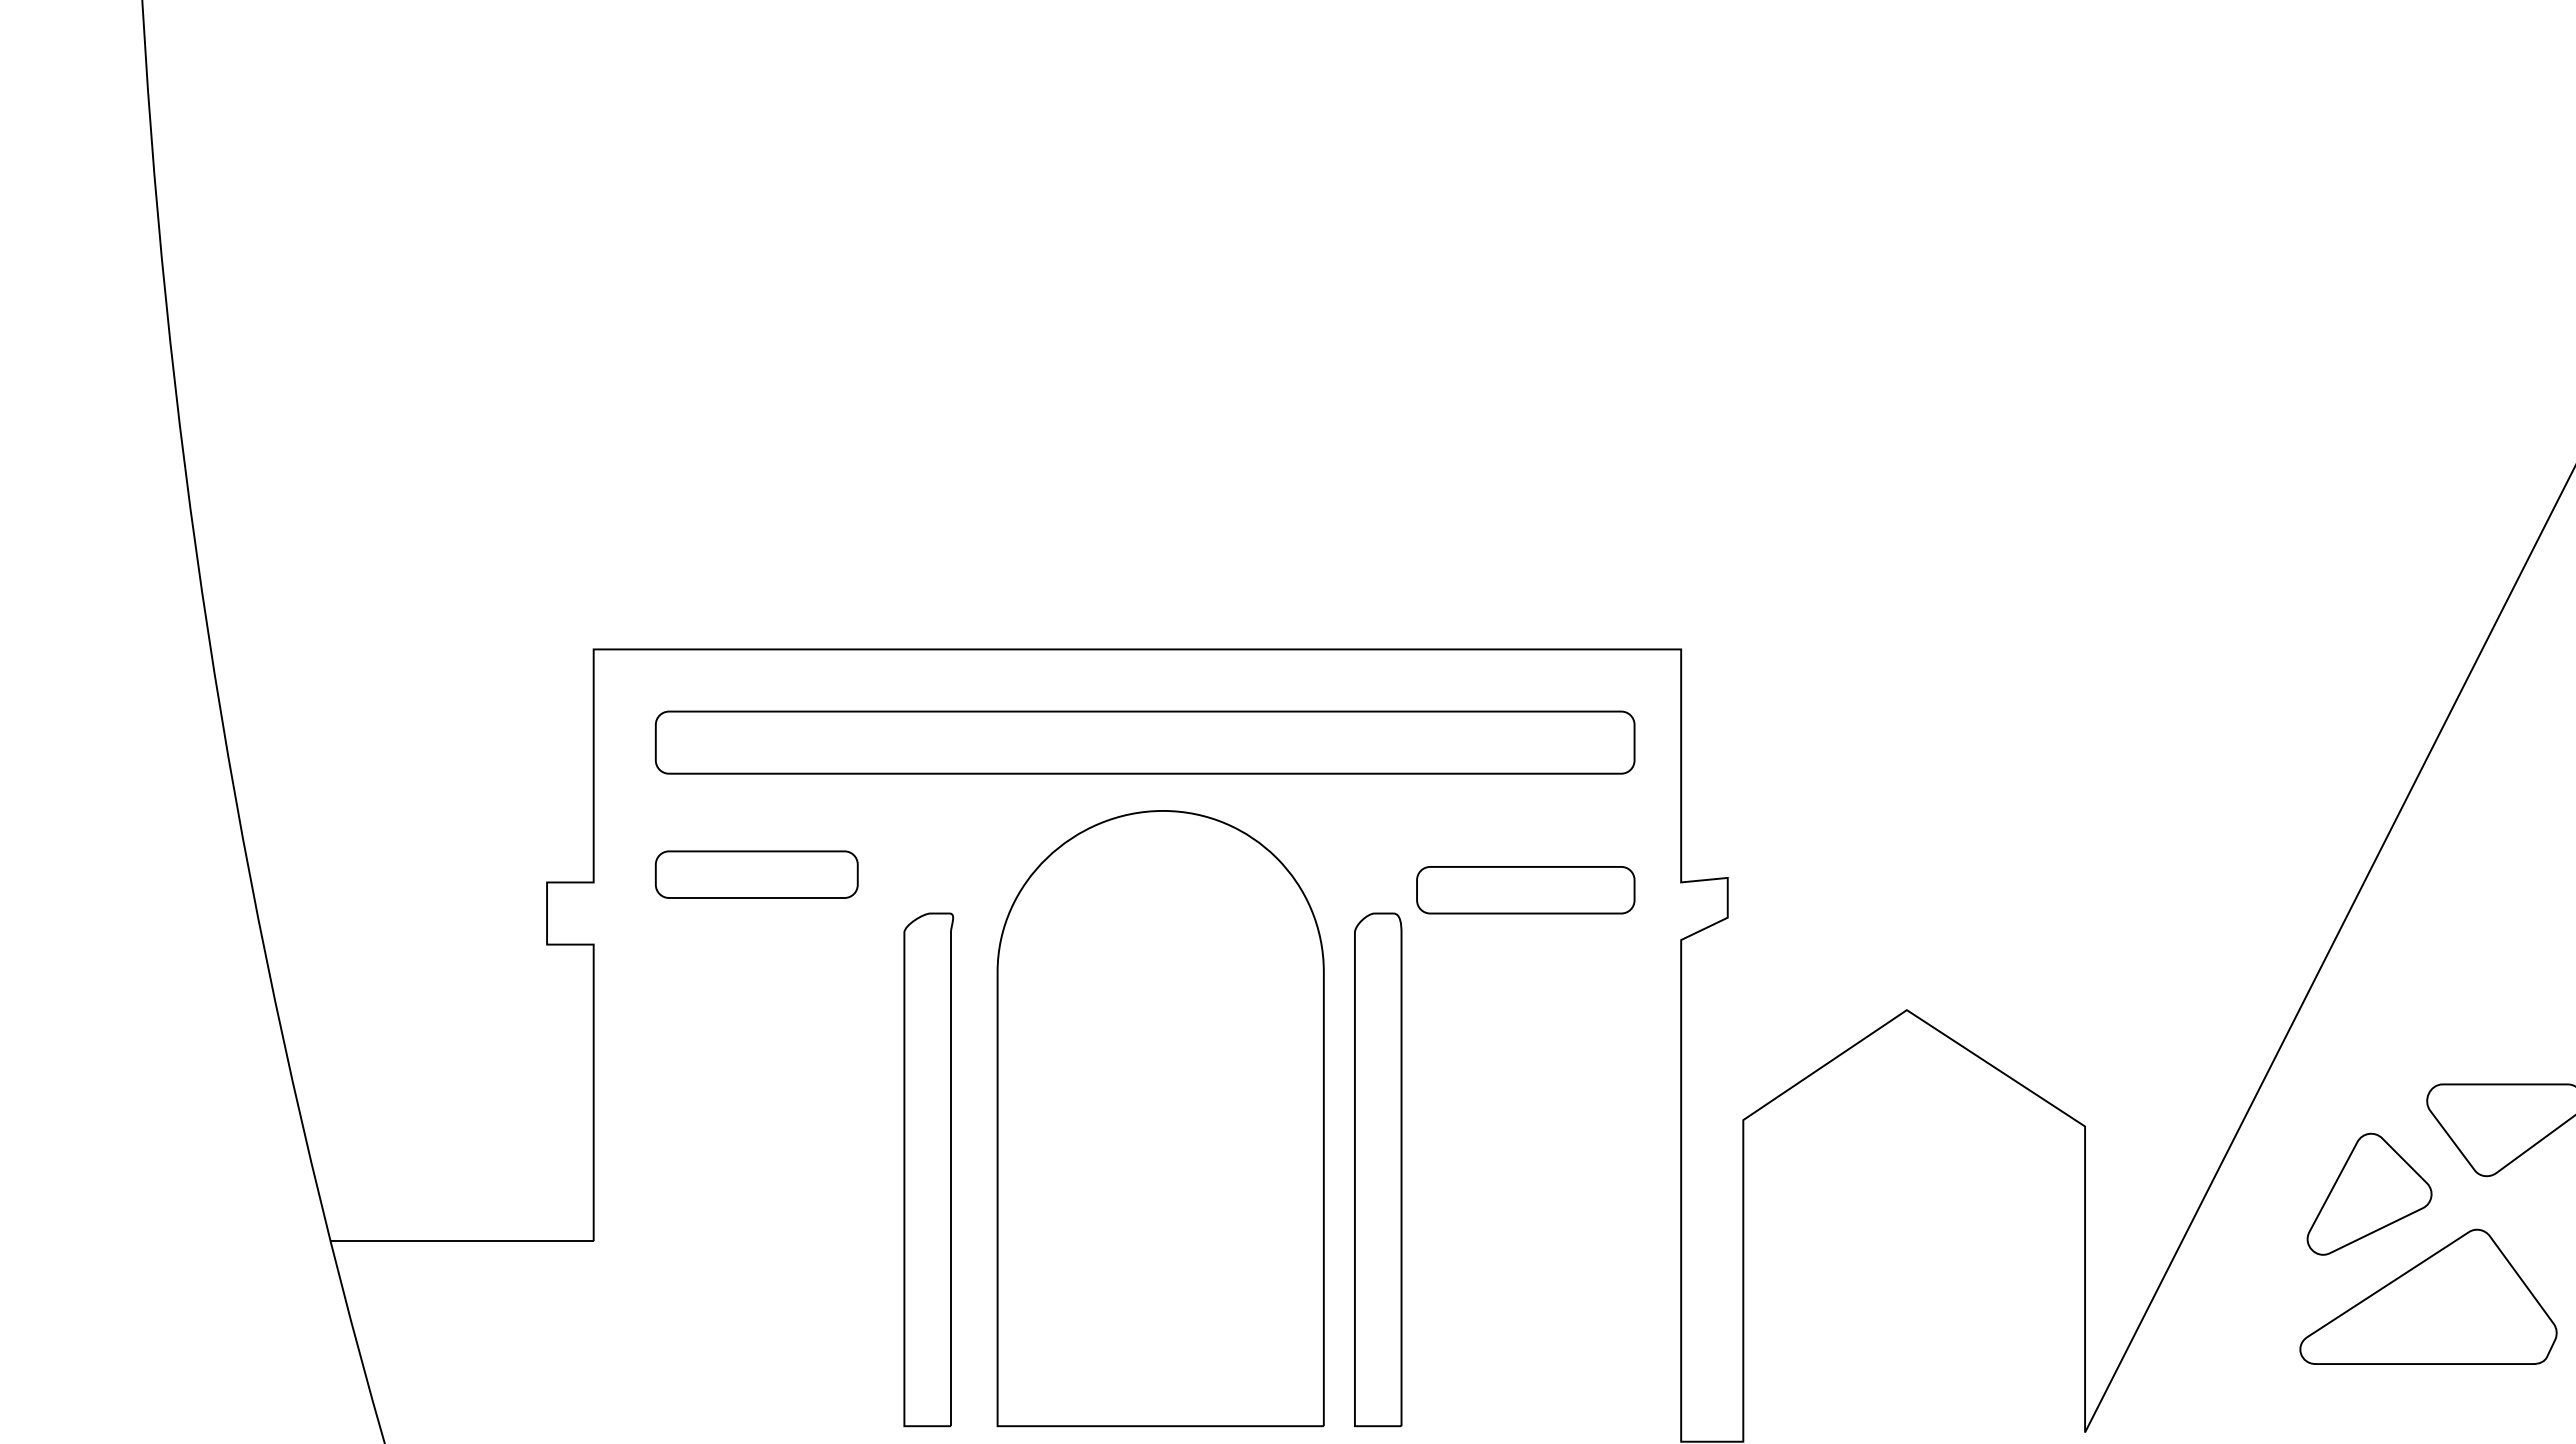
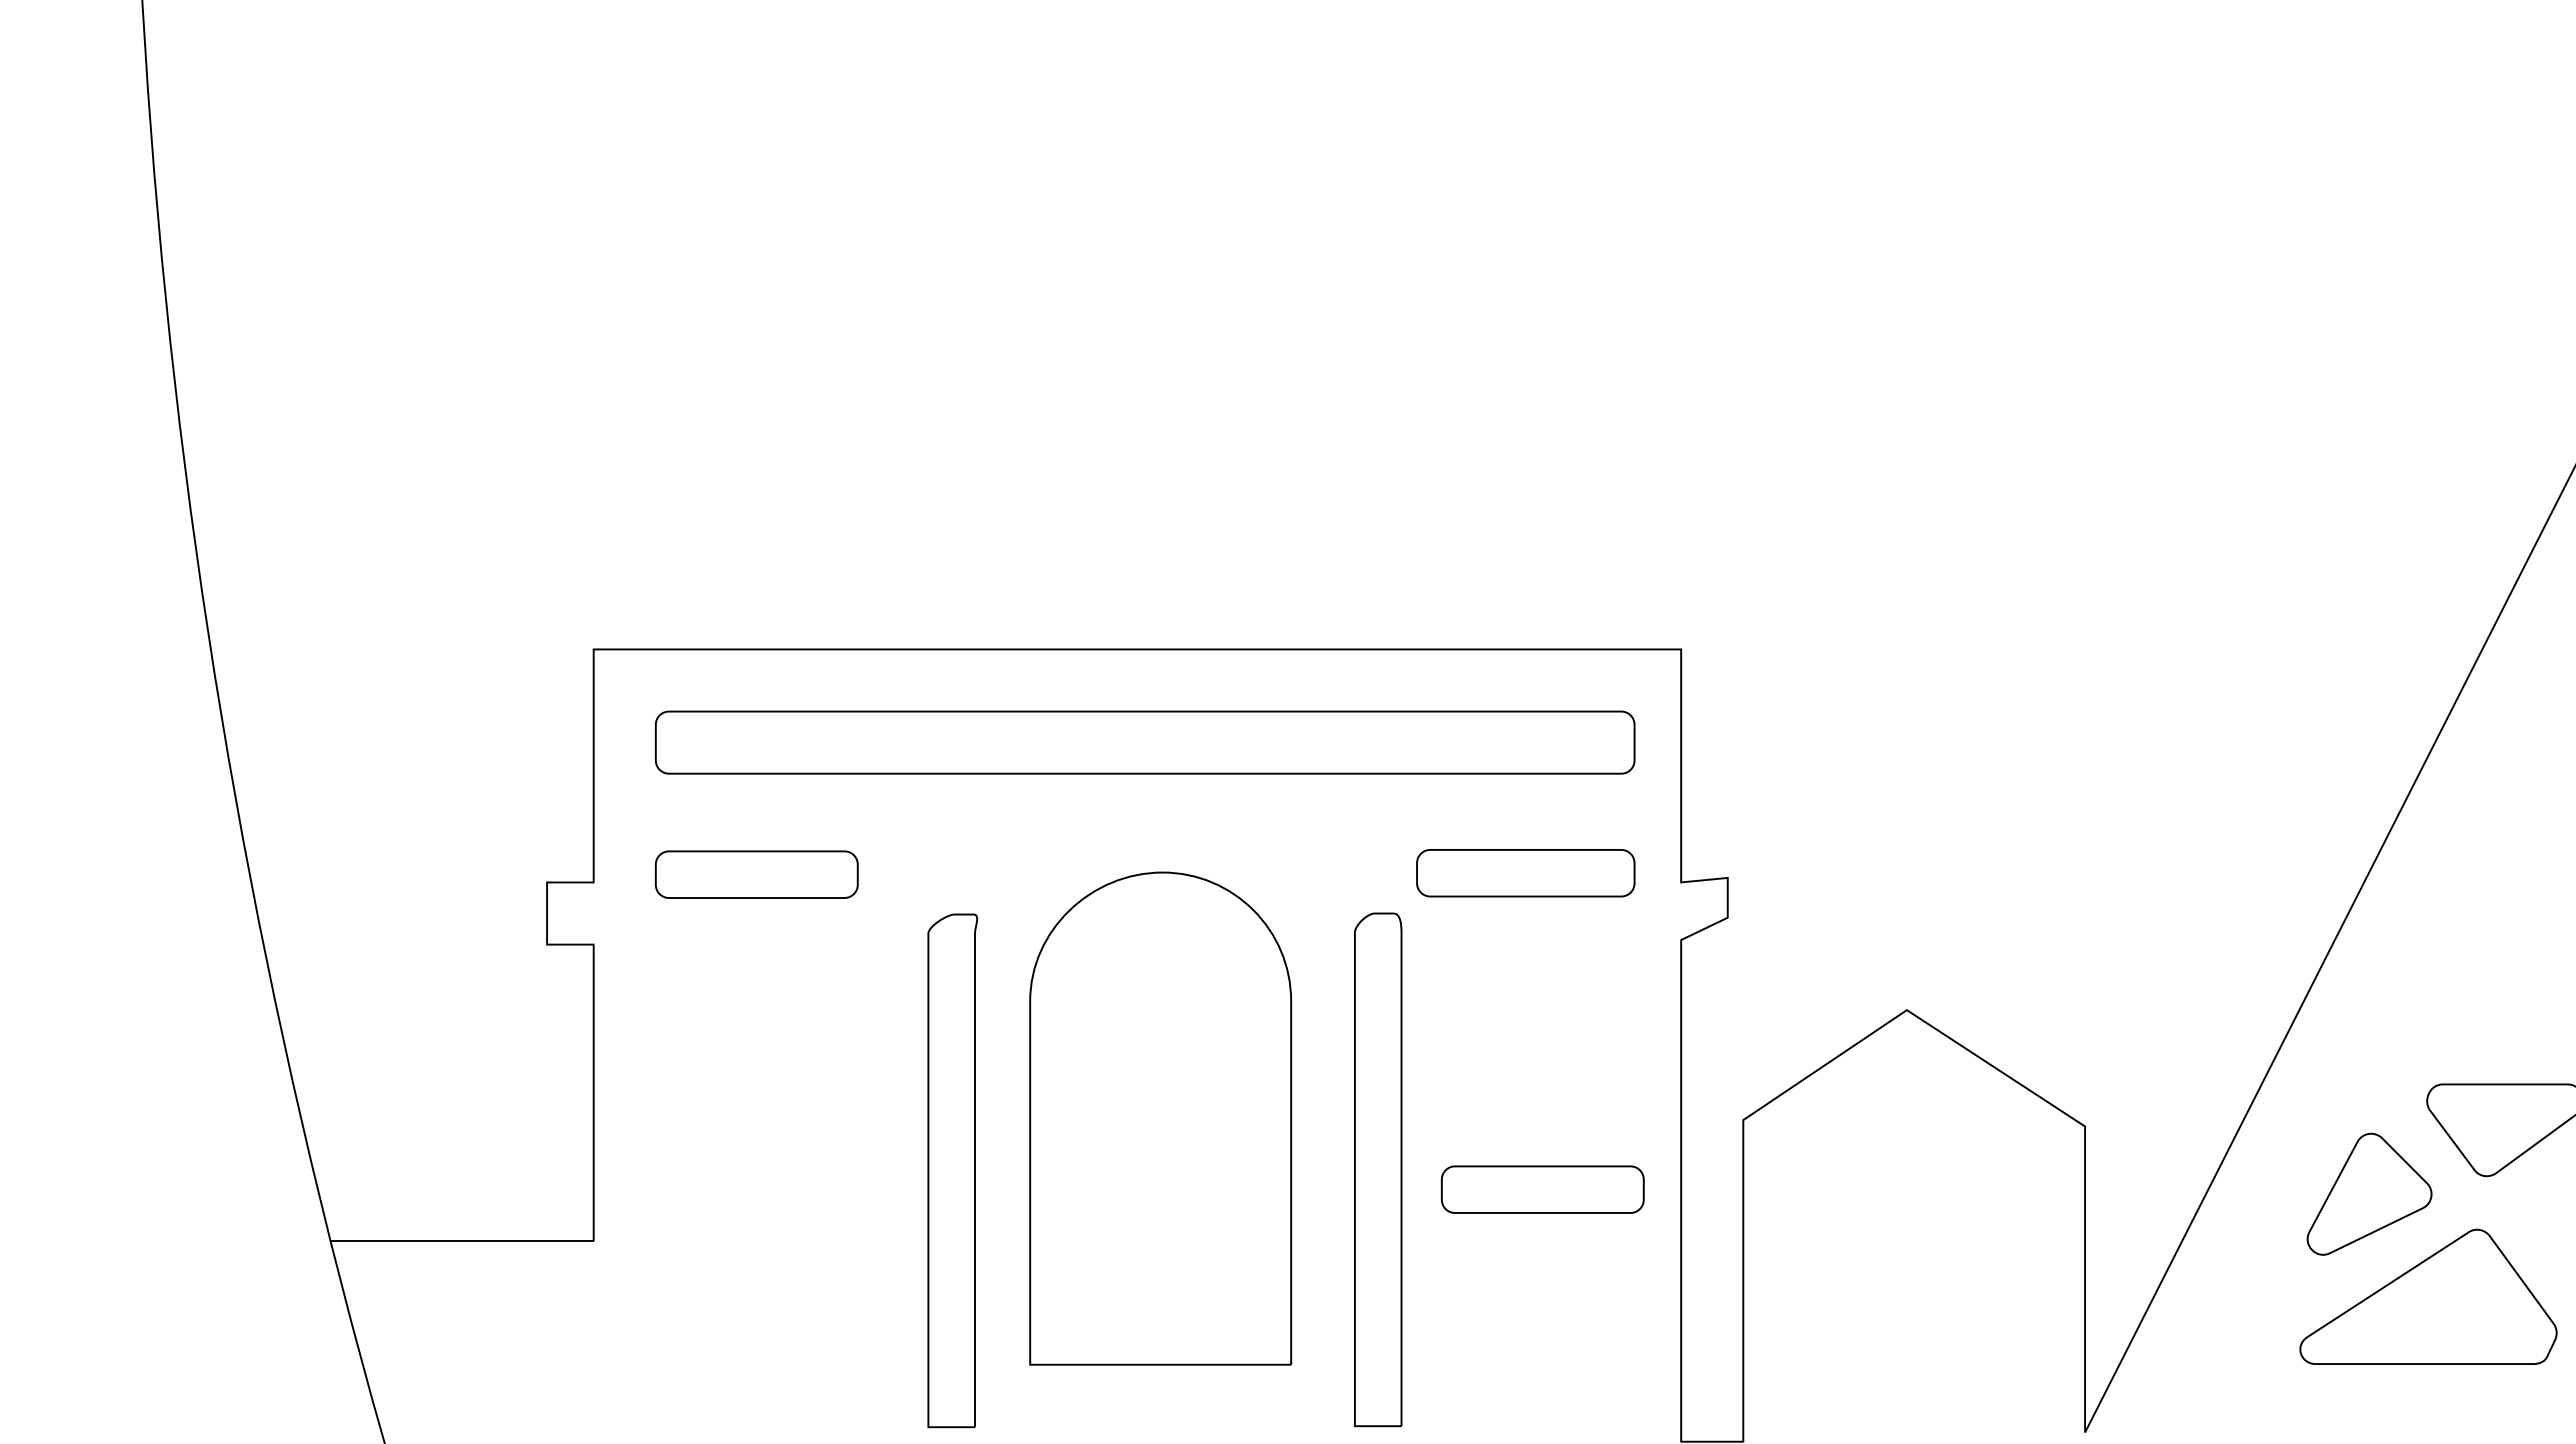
part position: (1525, 890) -> (1525, 873) (1525, 873)
part size: 329x618 px -> 264x495 px (1160, 1118)
part position: (928, 1169) -> (952, 1170) (952, 1170)
part: none -> present (1542, 1189)
